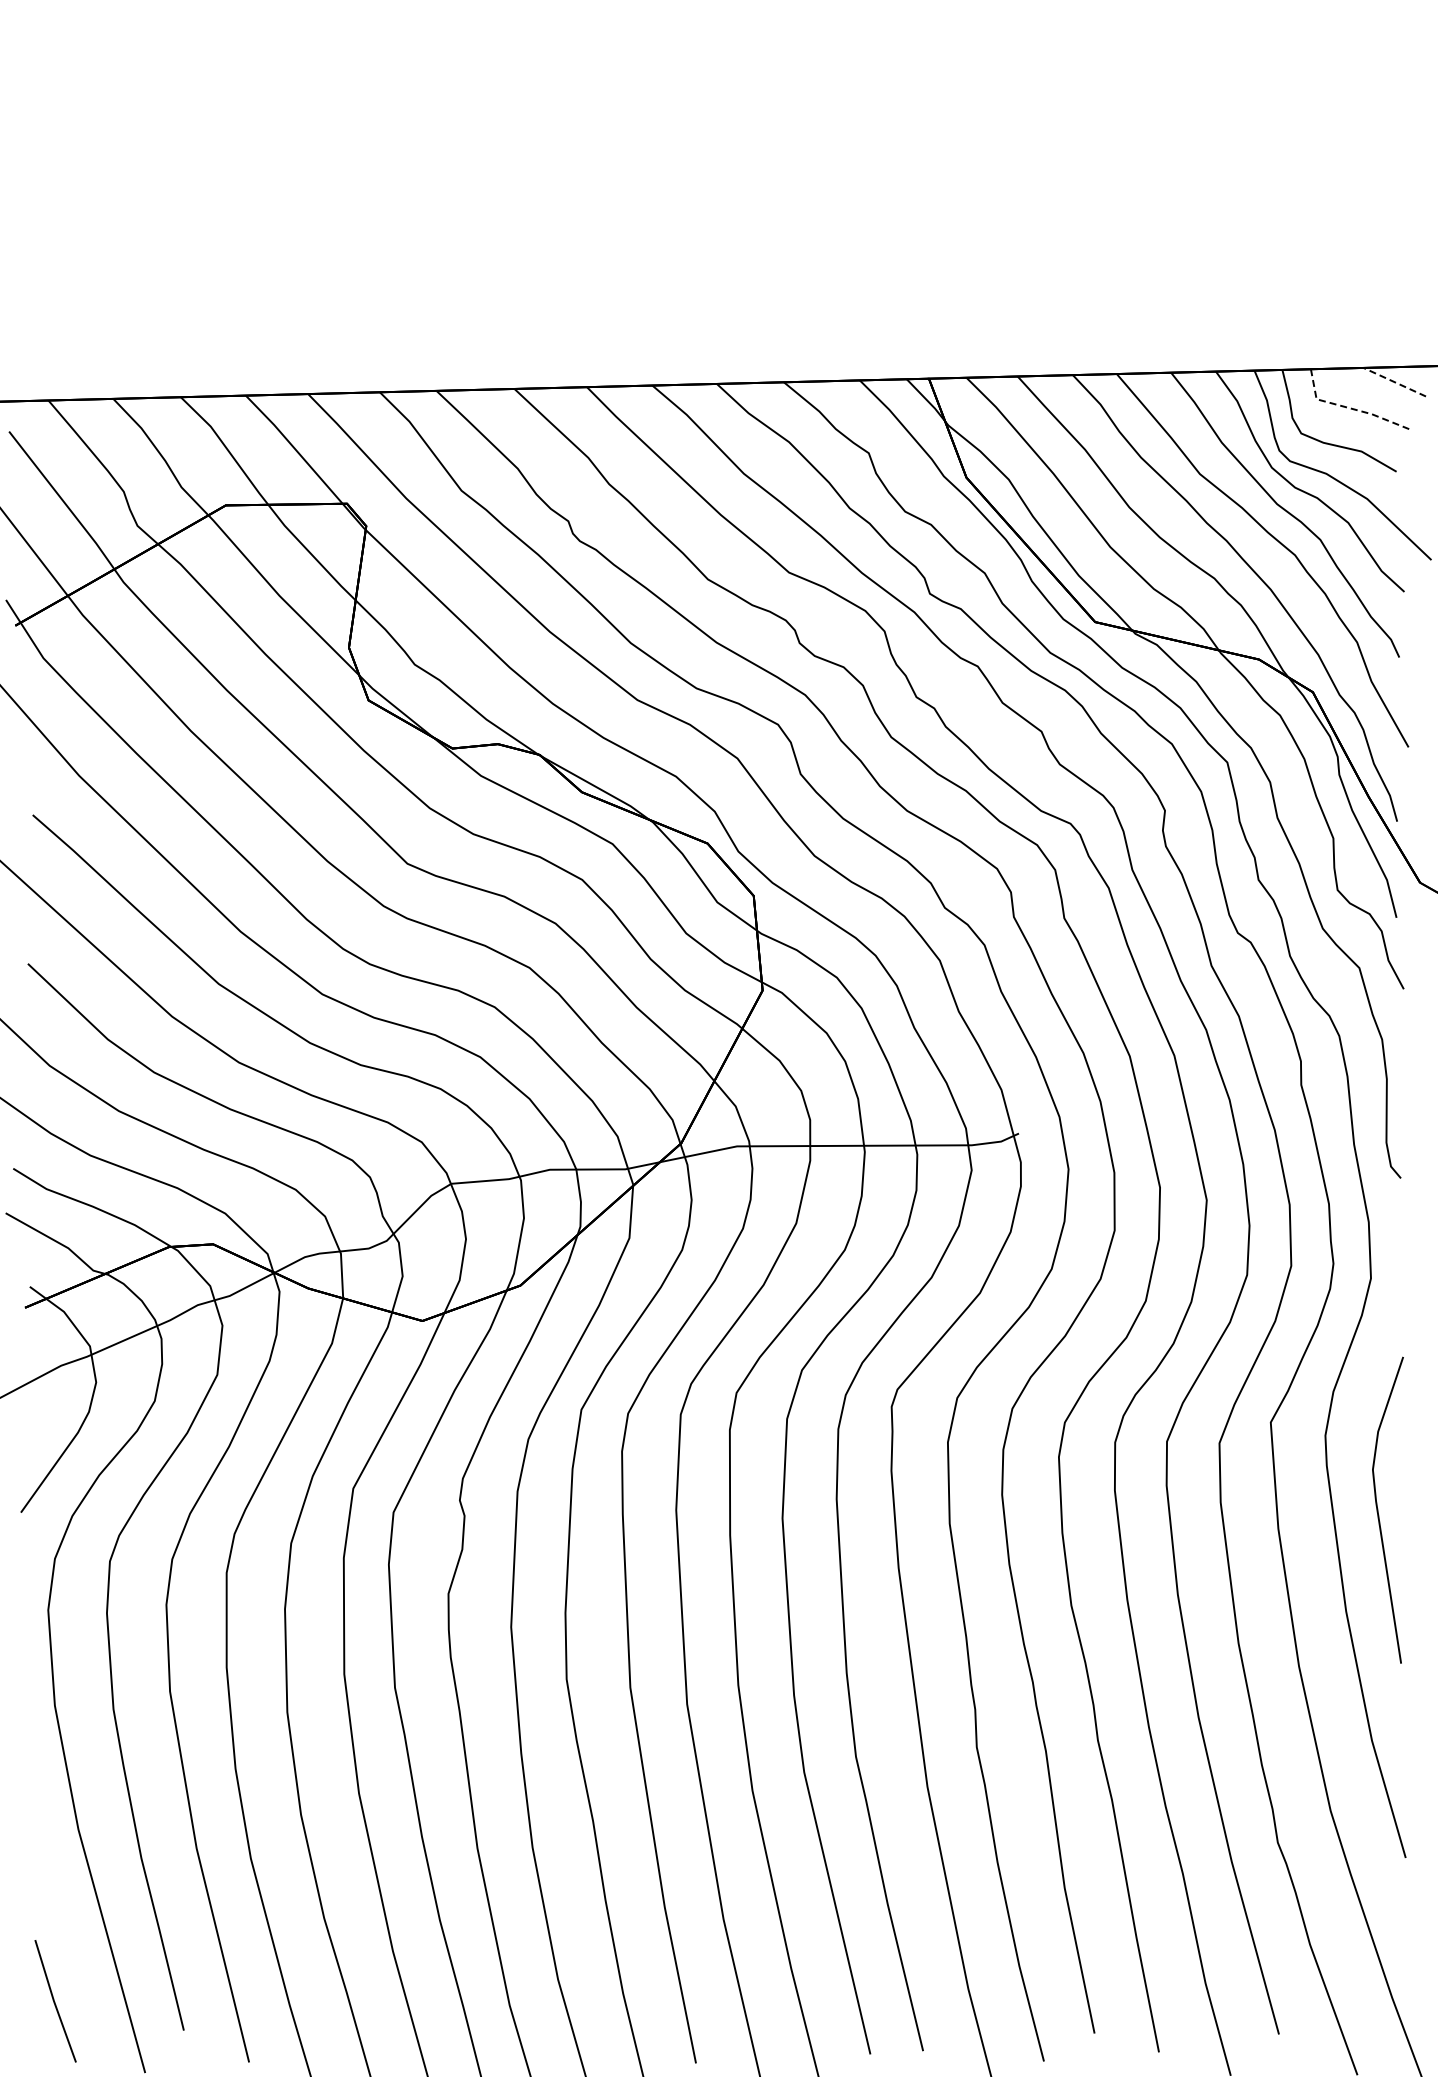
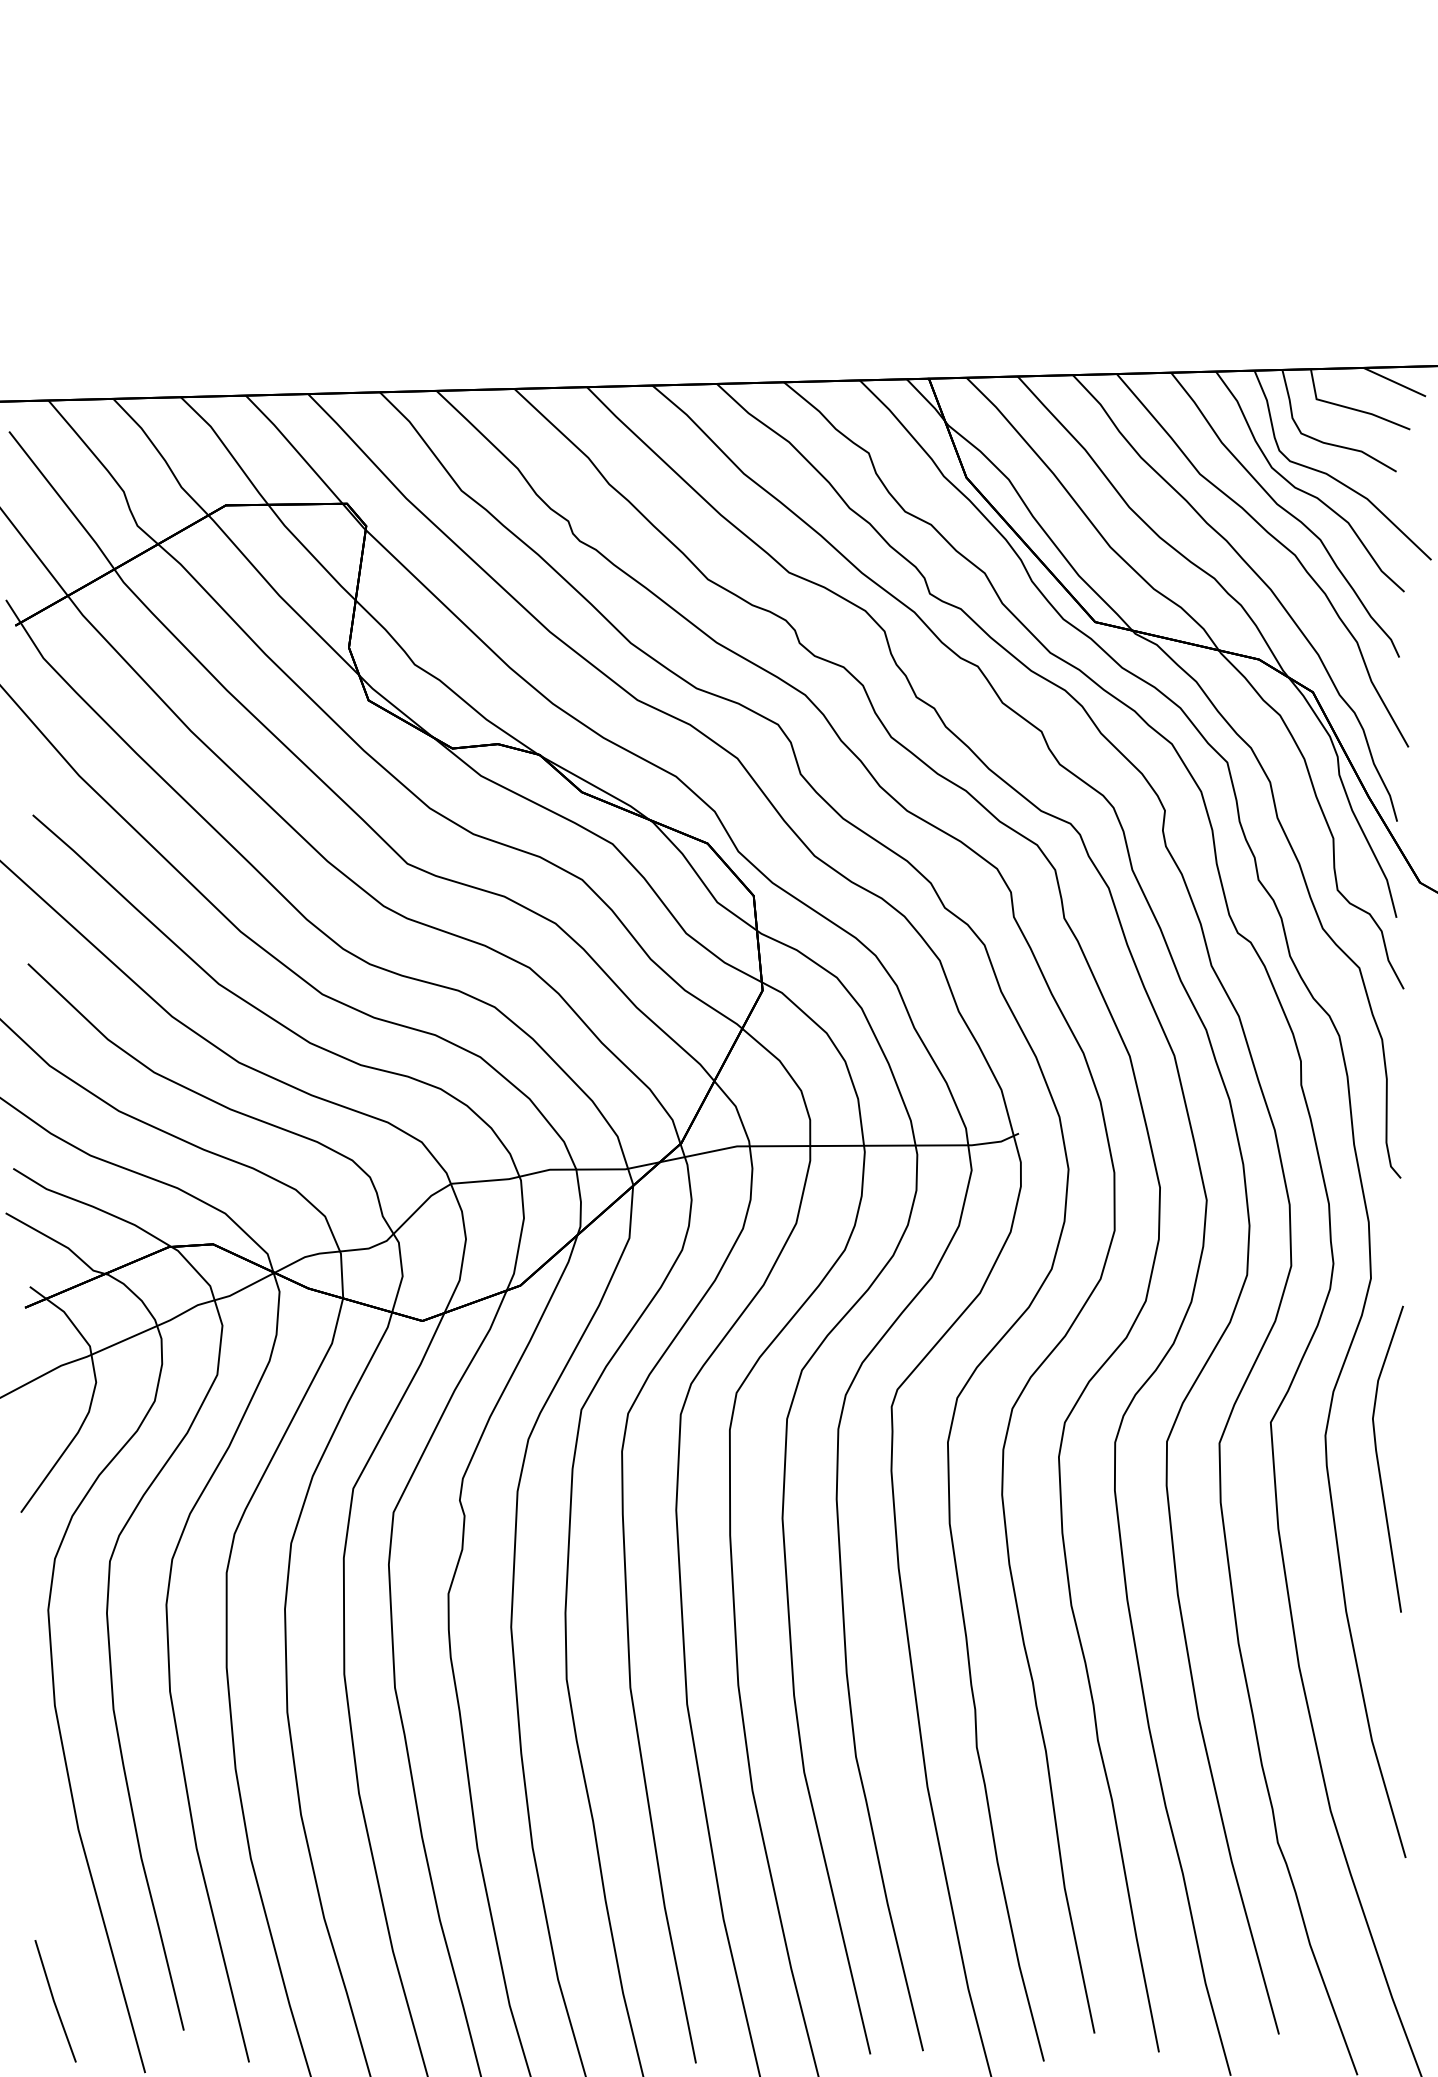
line: dashed -> solid (1394, 382)
line: dashed -> solid (1349, 408)
line position: (1378, 1509) -> (1378, 1458) (1378, 1458)
